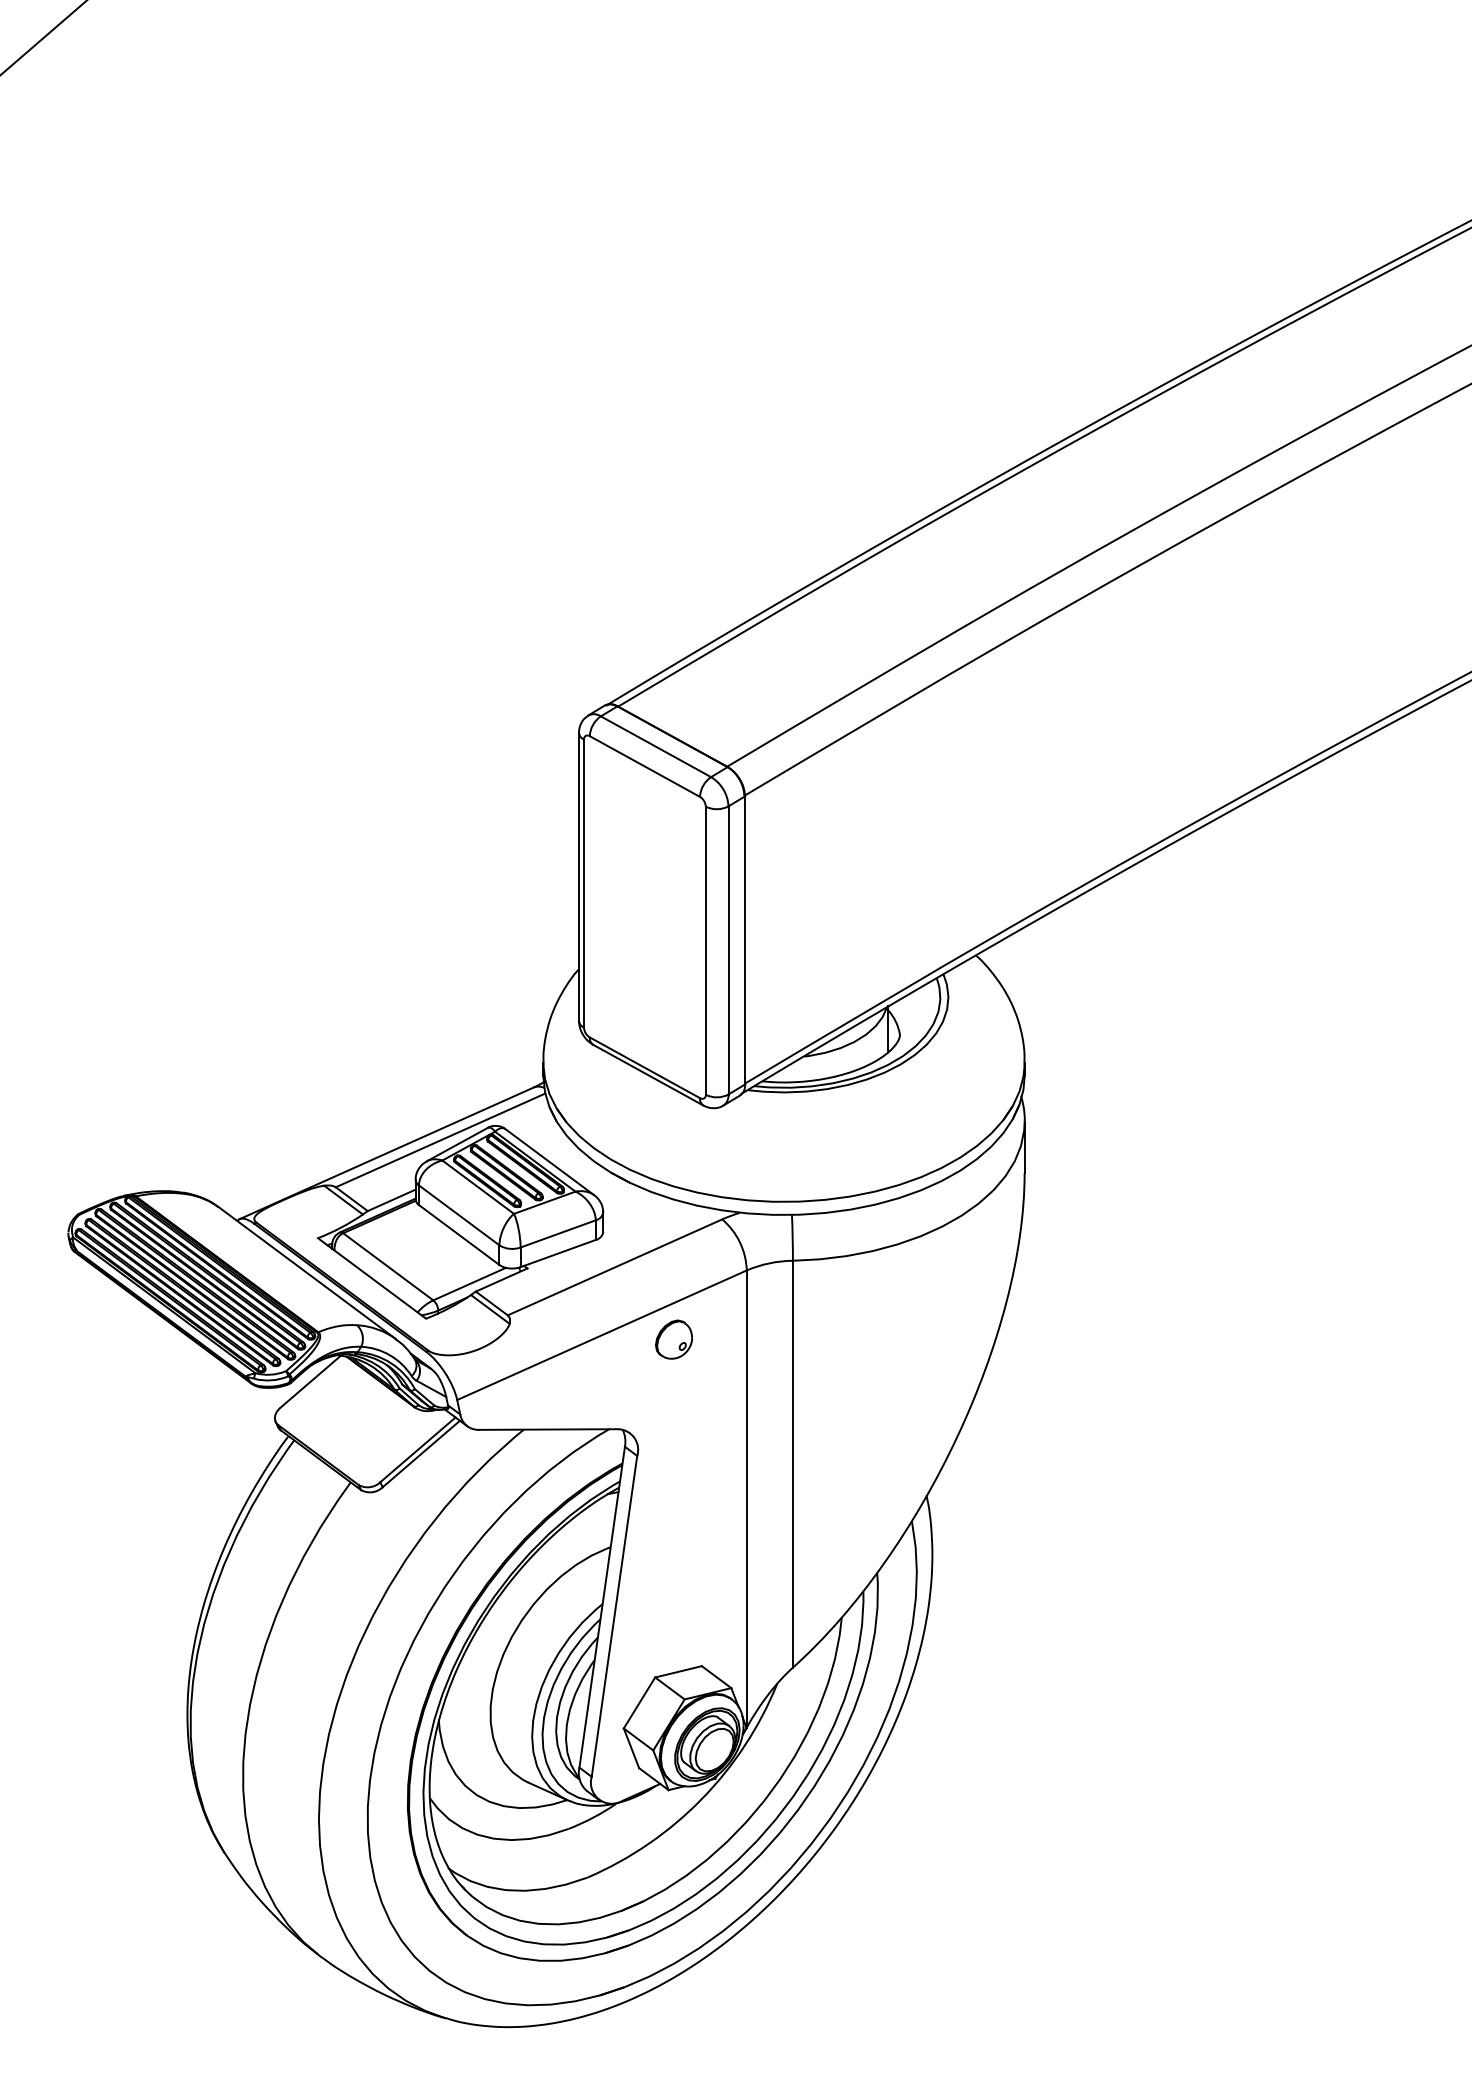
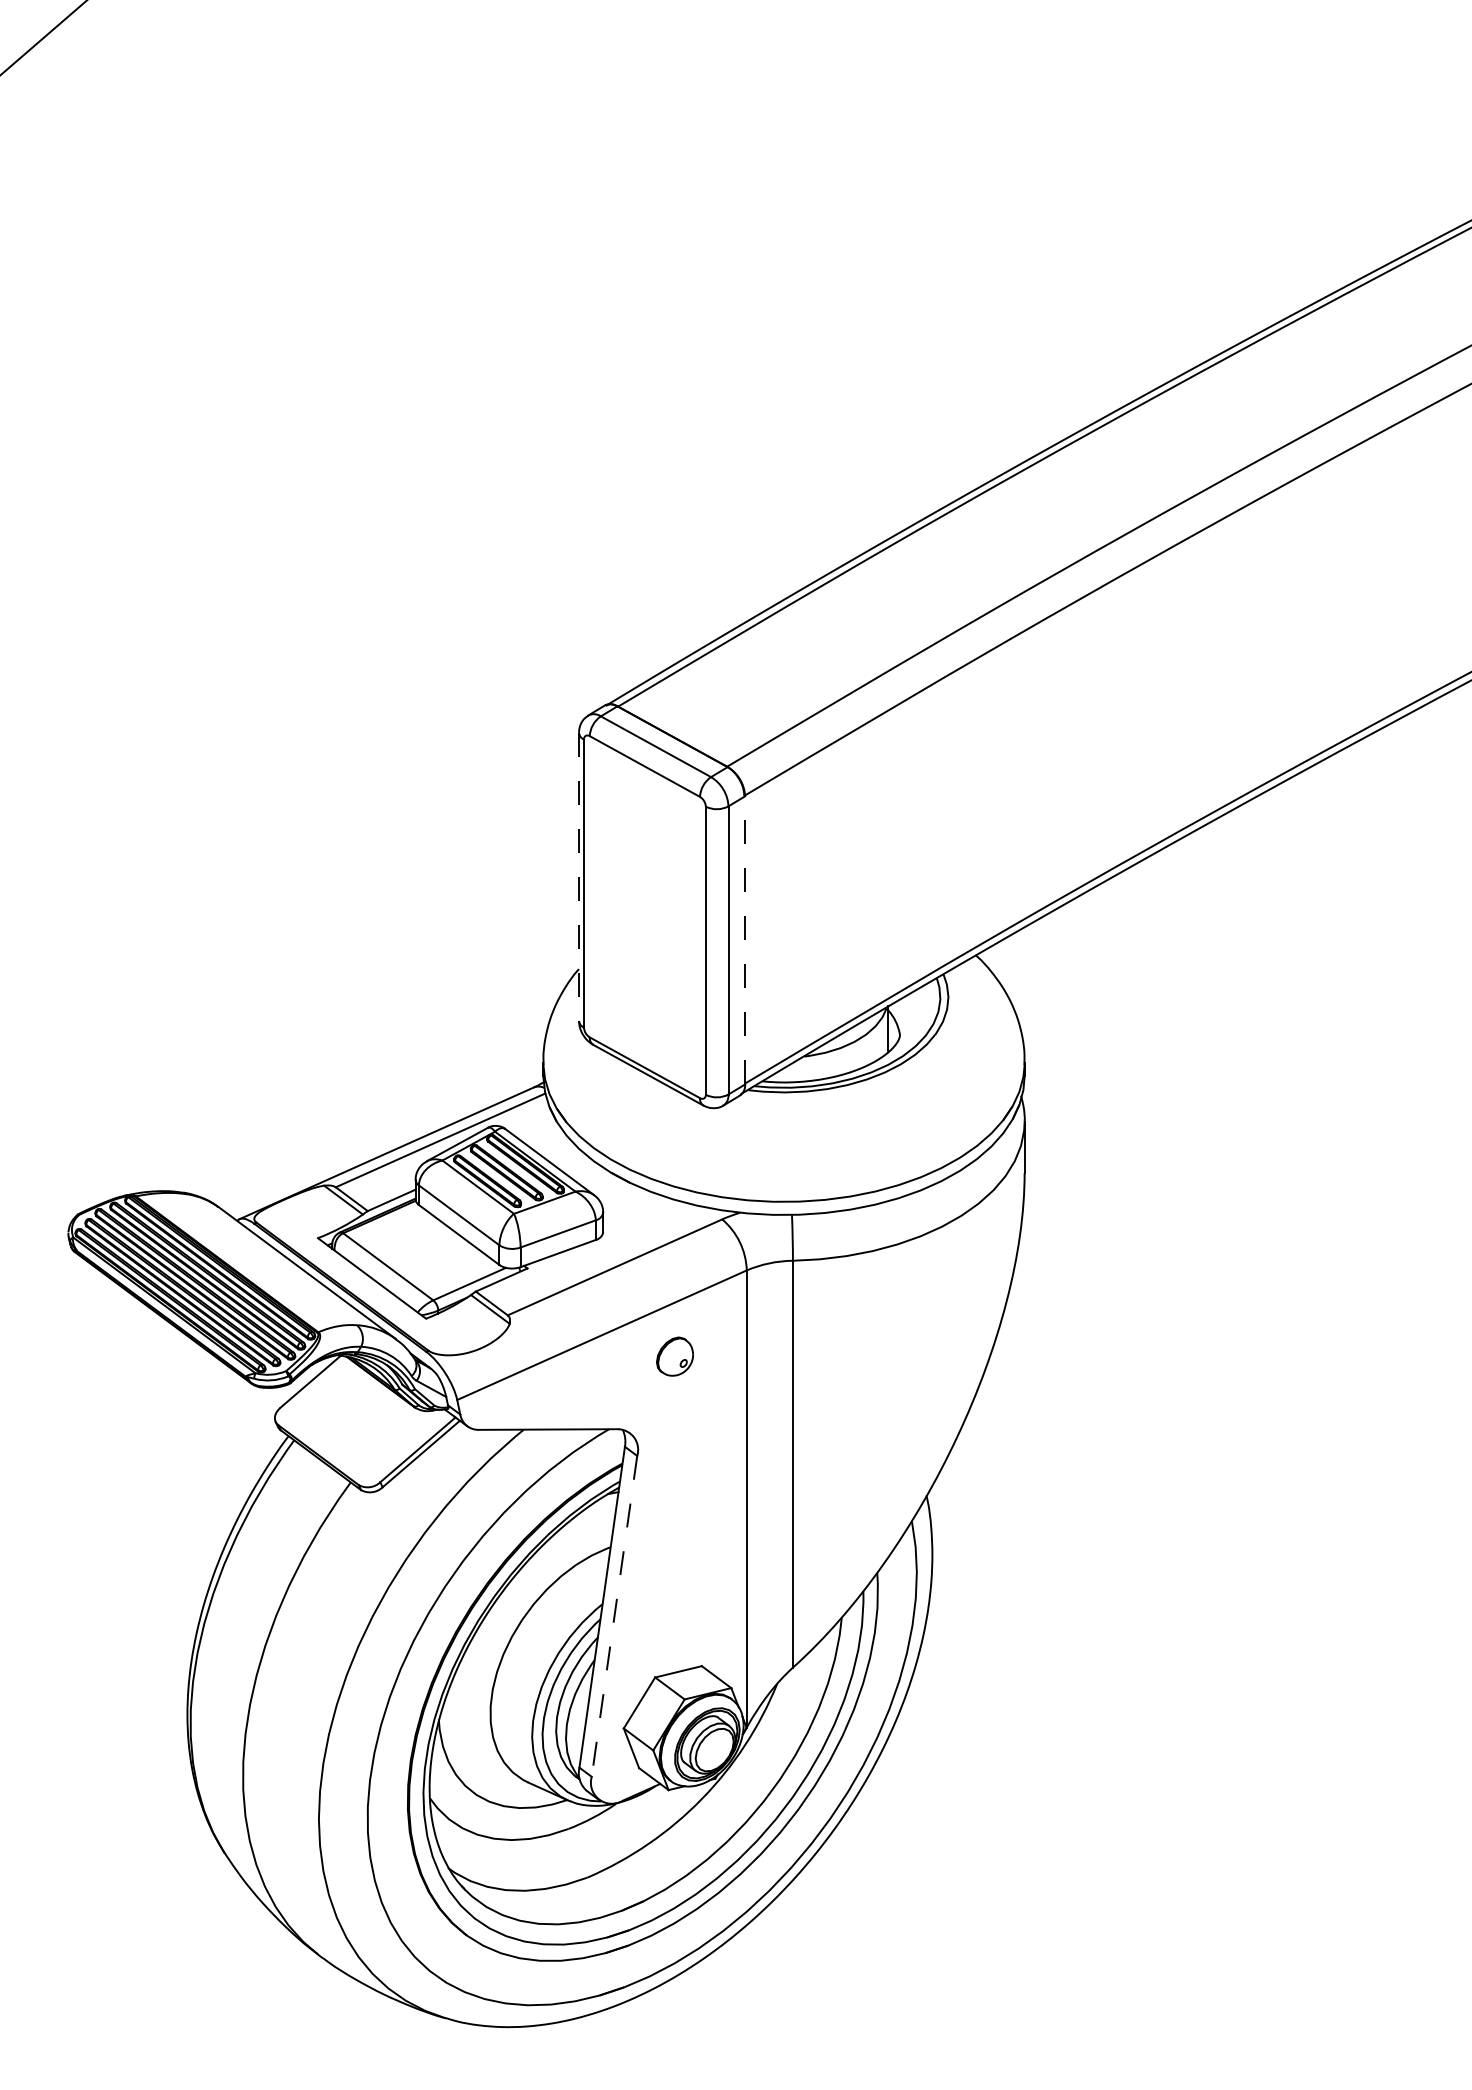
line: solid -> dashed (579, 877)
line: solid -> dashed (745, 939)
part position: (673, 1339) -> (674, 1356) (674, 1356)
line: solid -> dashed (614, 1616)
